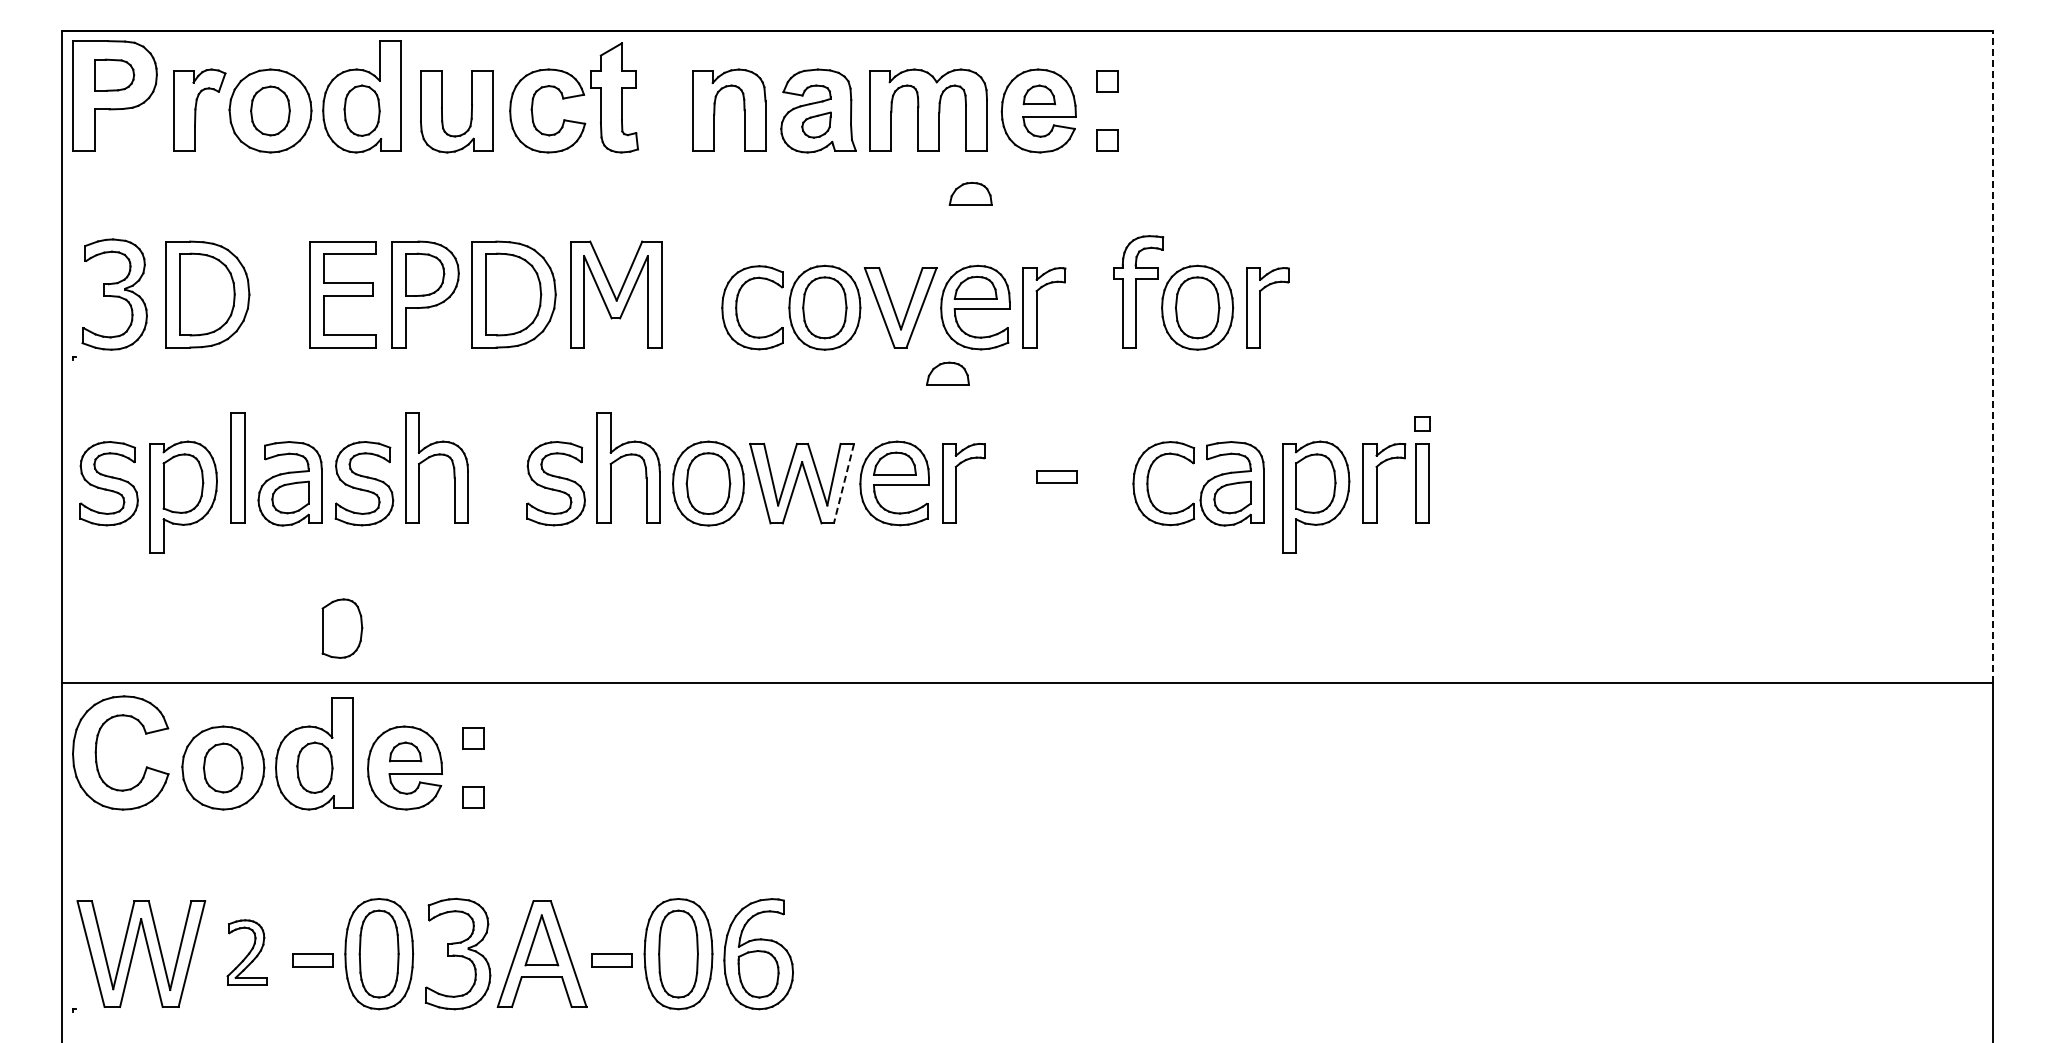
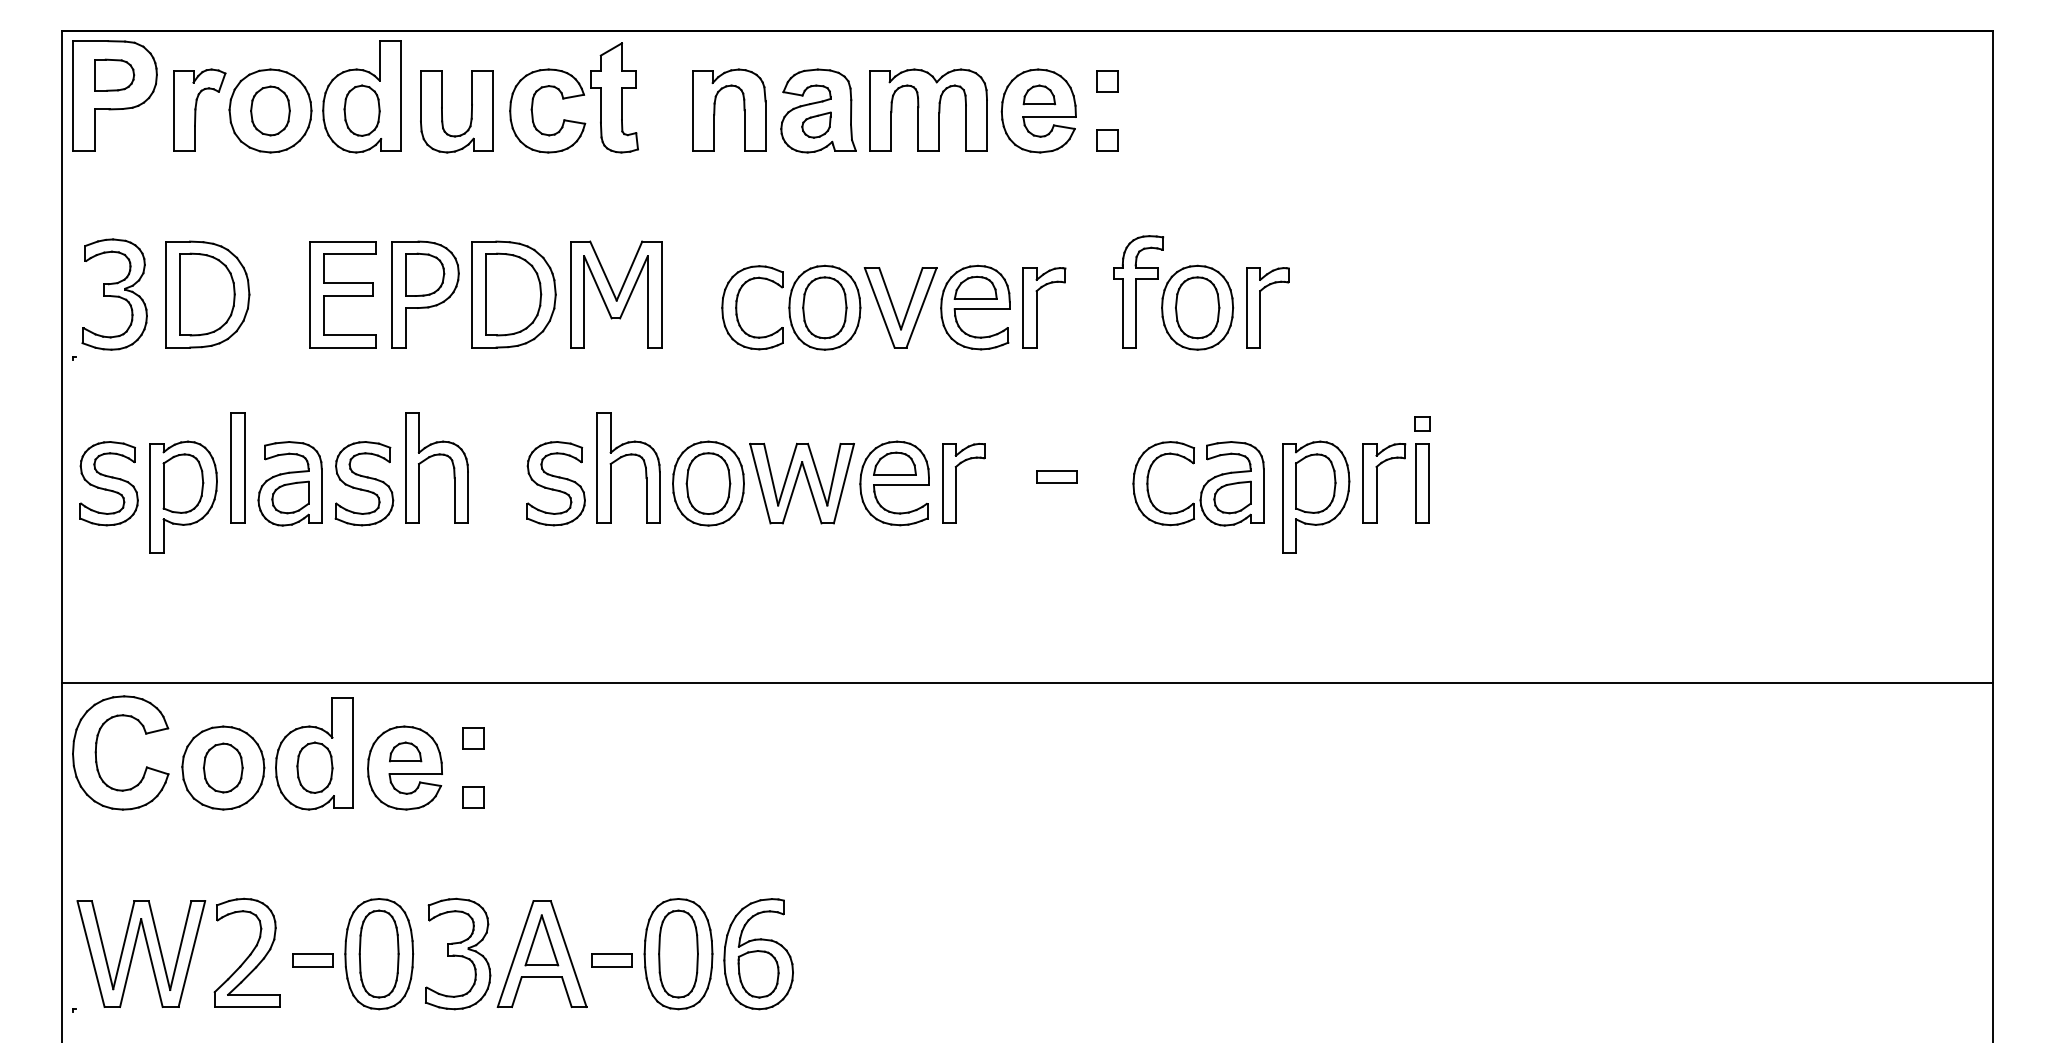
part: present -> none (970, 193)
line: dashed -> solid (1993, 356)
part: present -> none (947, 373)
line: dashed -> solid (843, 483)
part: present -> none (342, 628)
part size: 42x67 px -> 68x111 px (246, 952)
